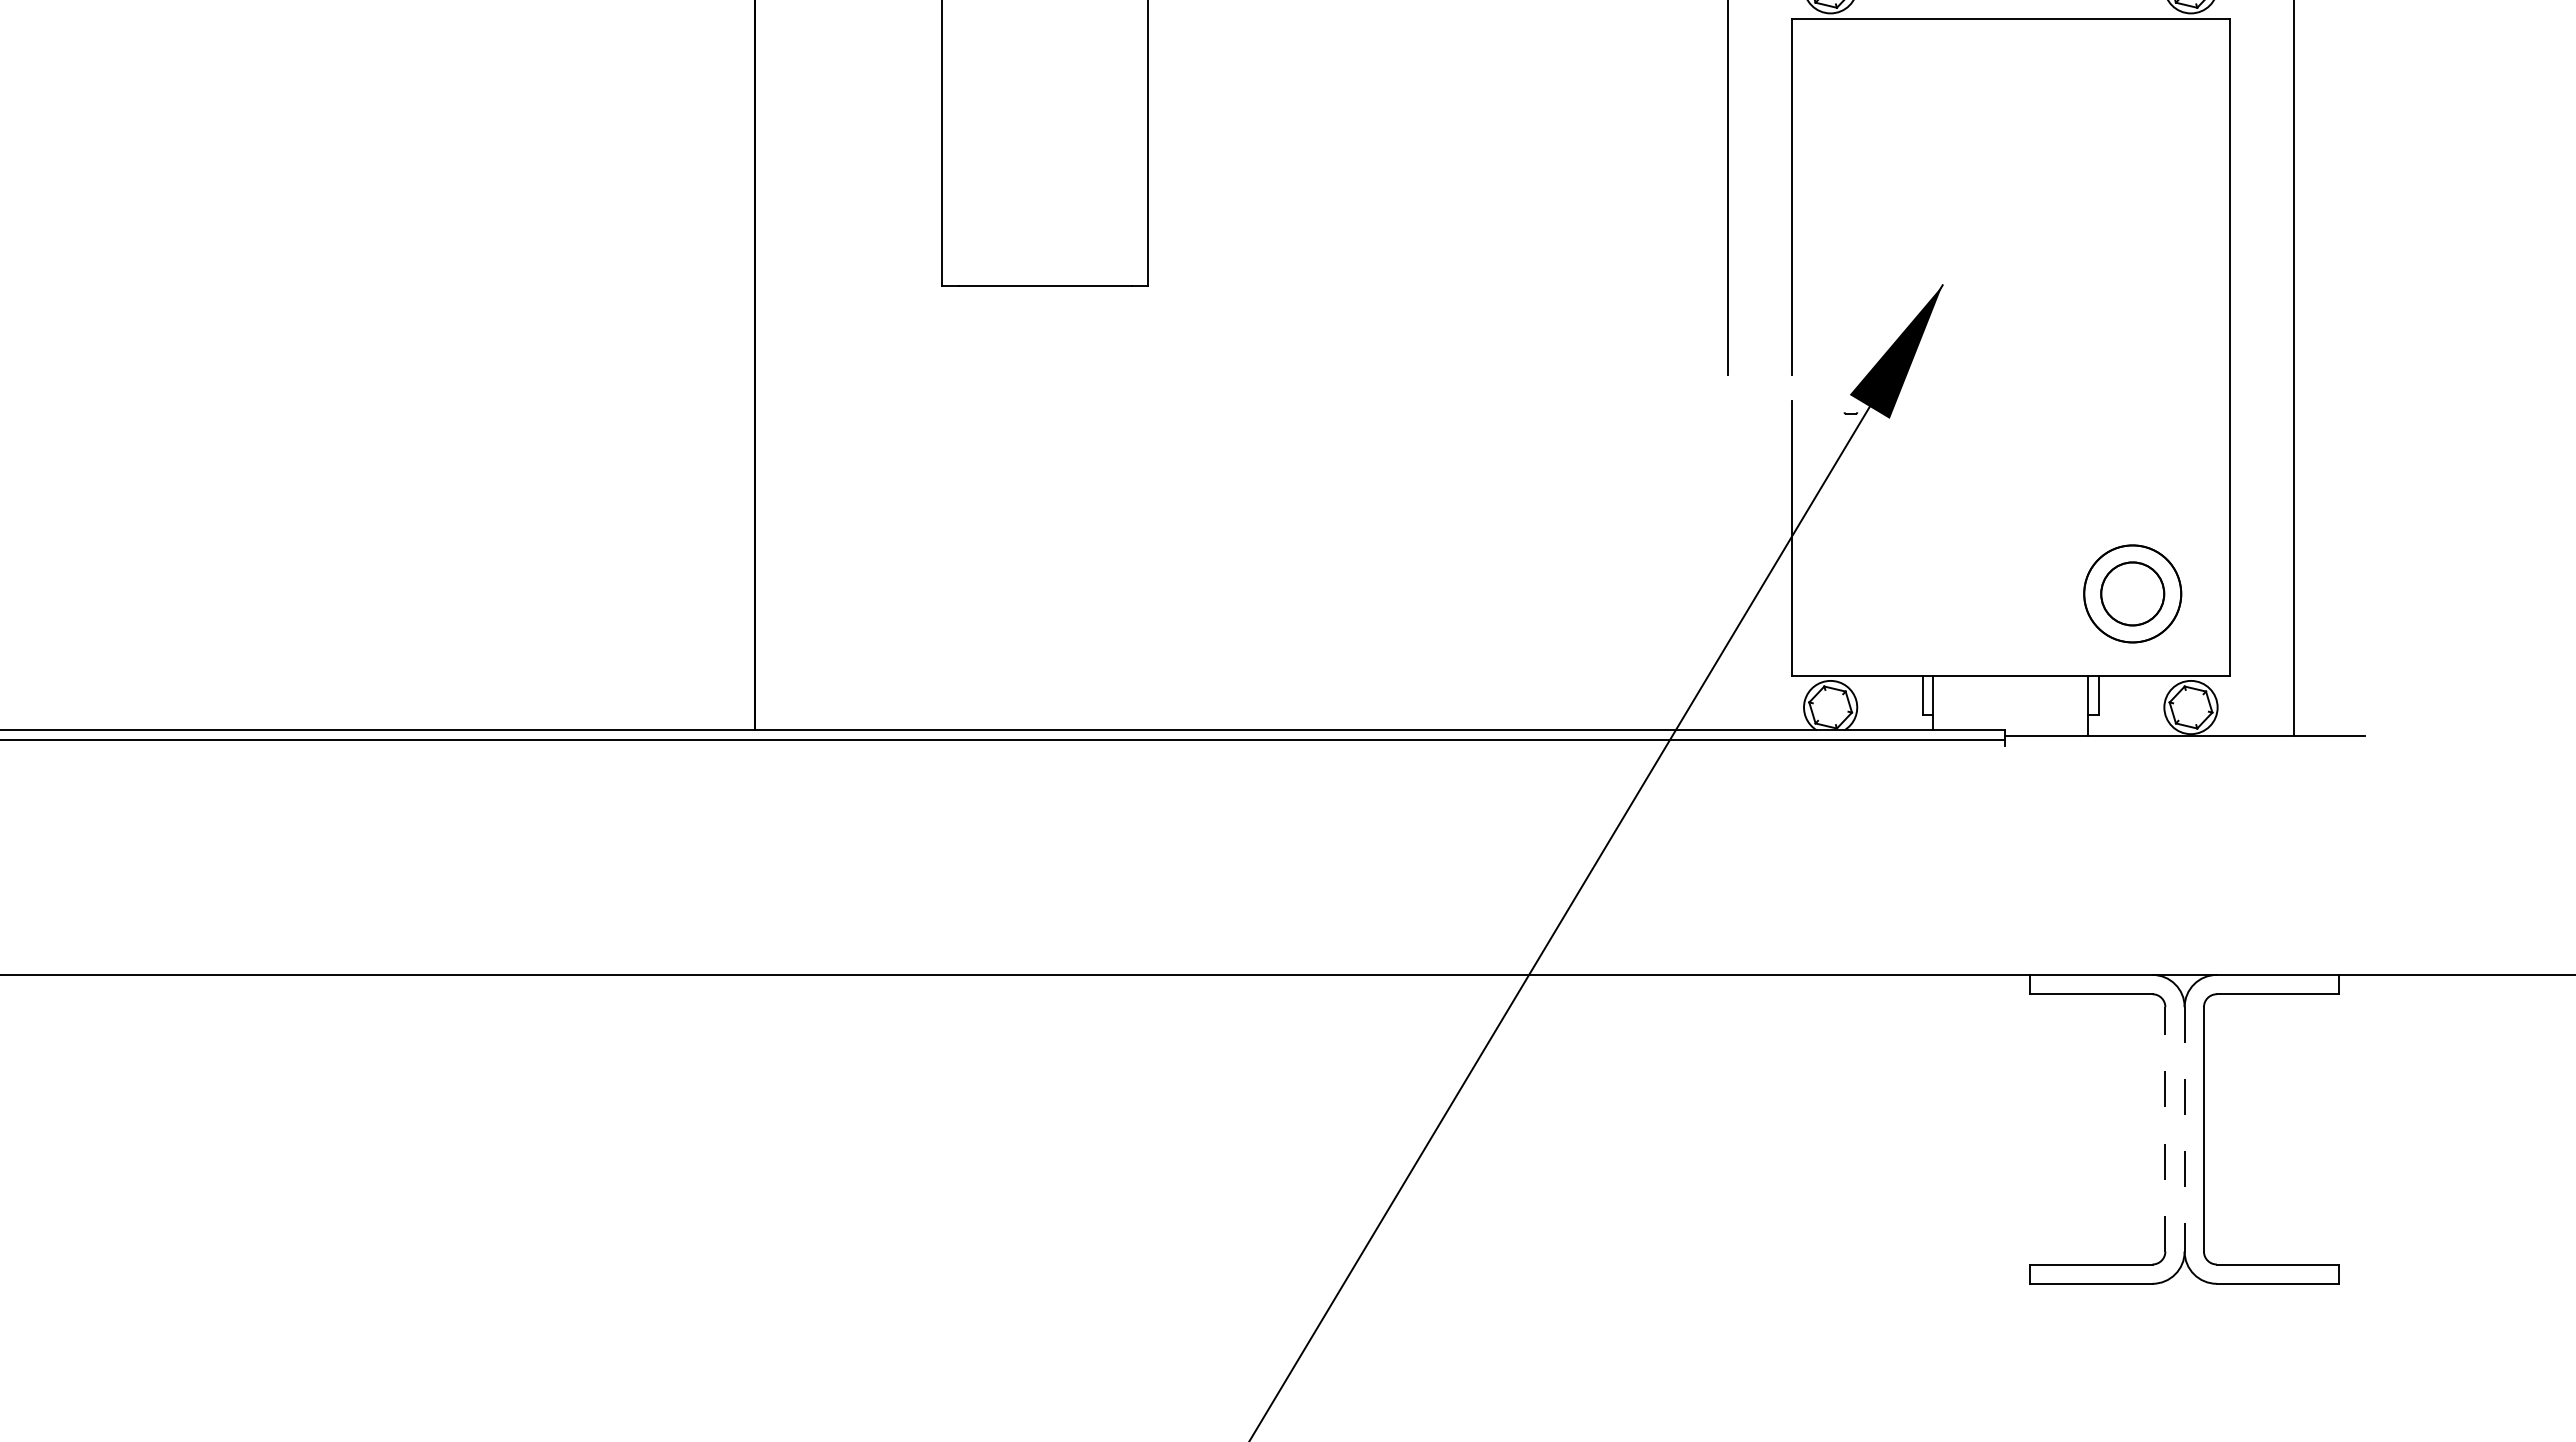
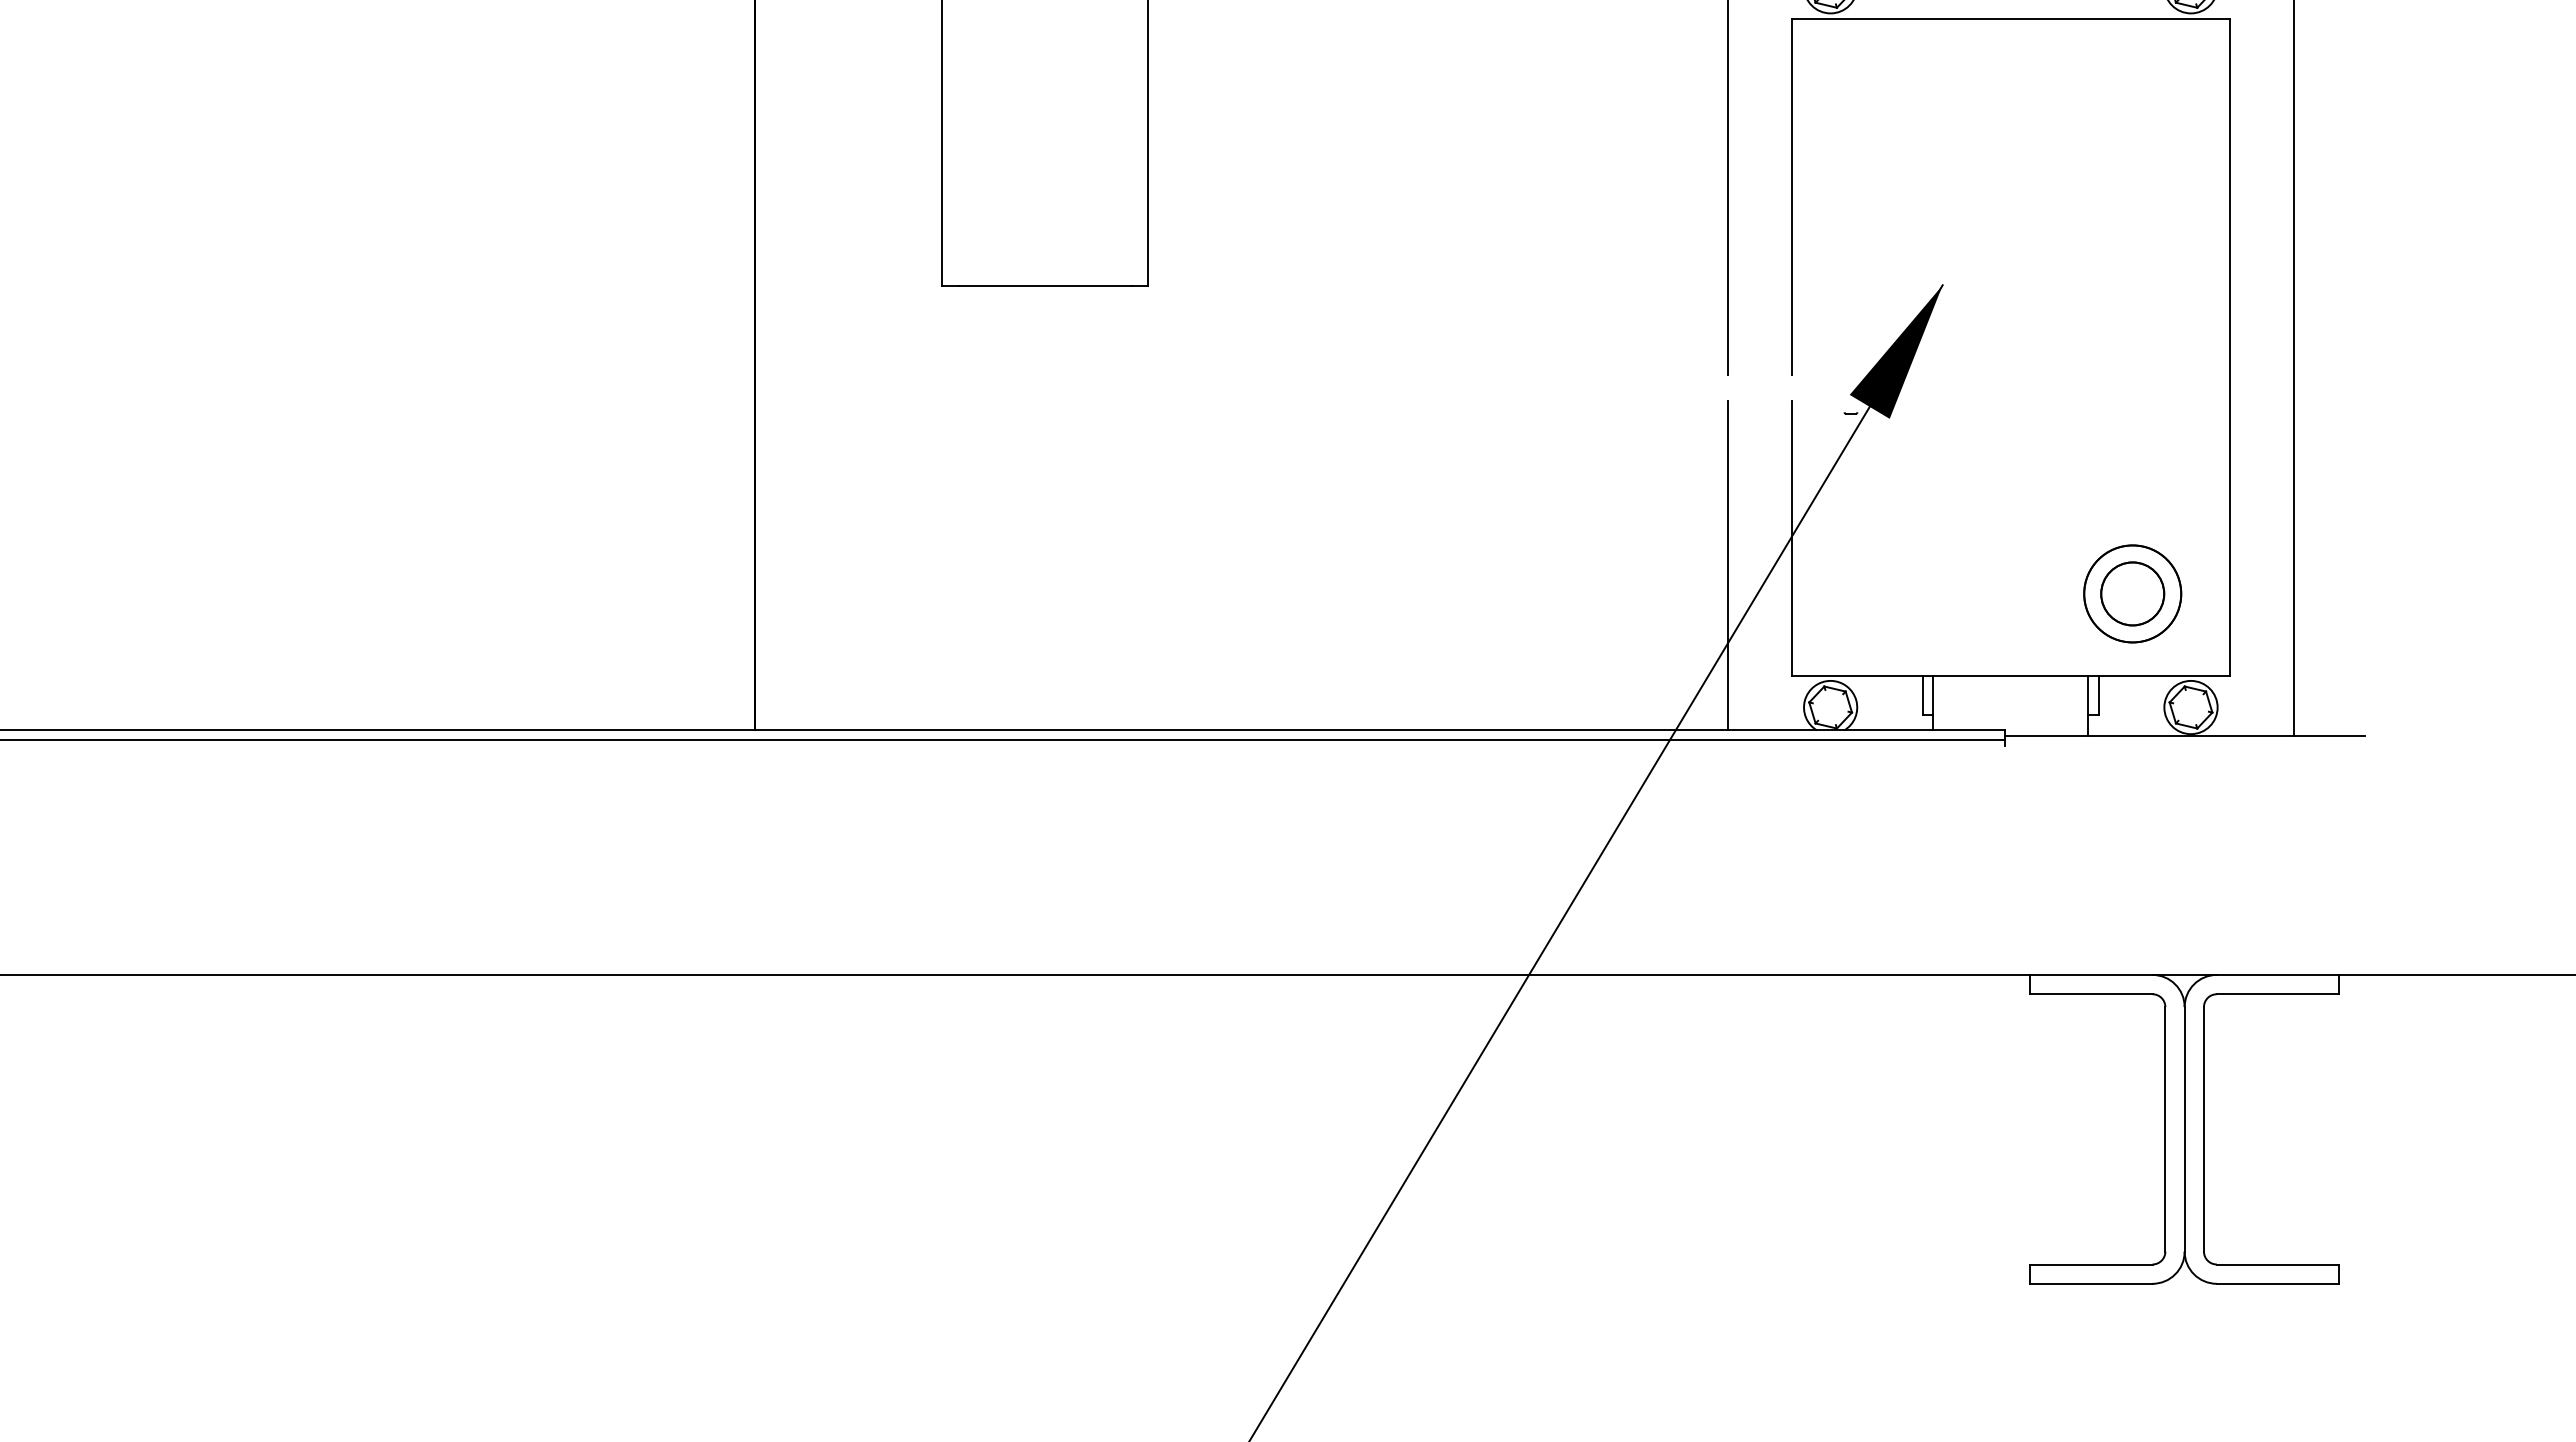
line: none -> present (1727, 565)
line: dashed -> solid (2165, 1128)
line: dashed -> solid (2184, 1129)
